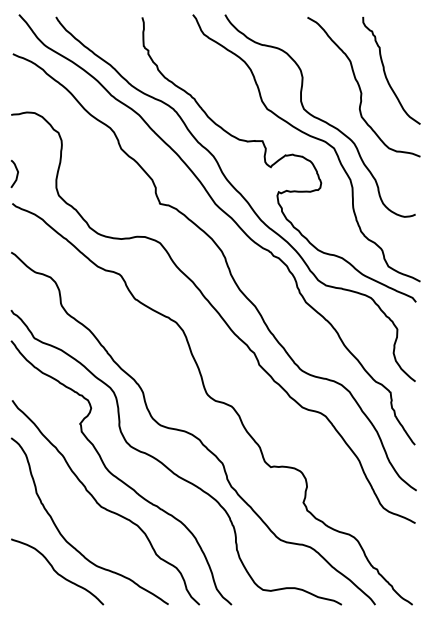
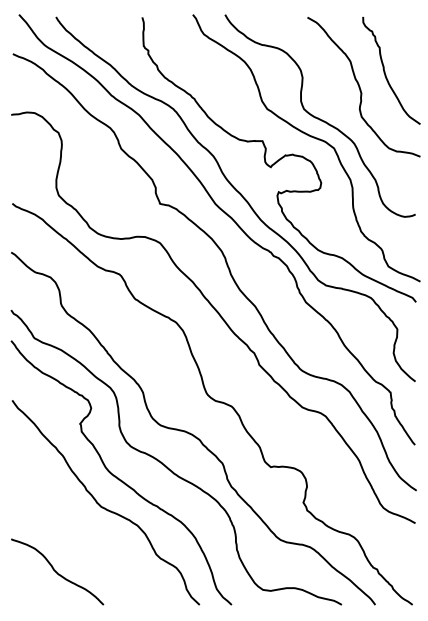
curve: present -> none (16, 173)
curve: present -> none (68, 541)
